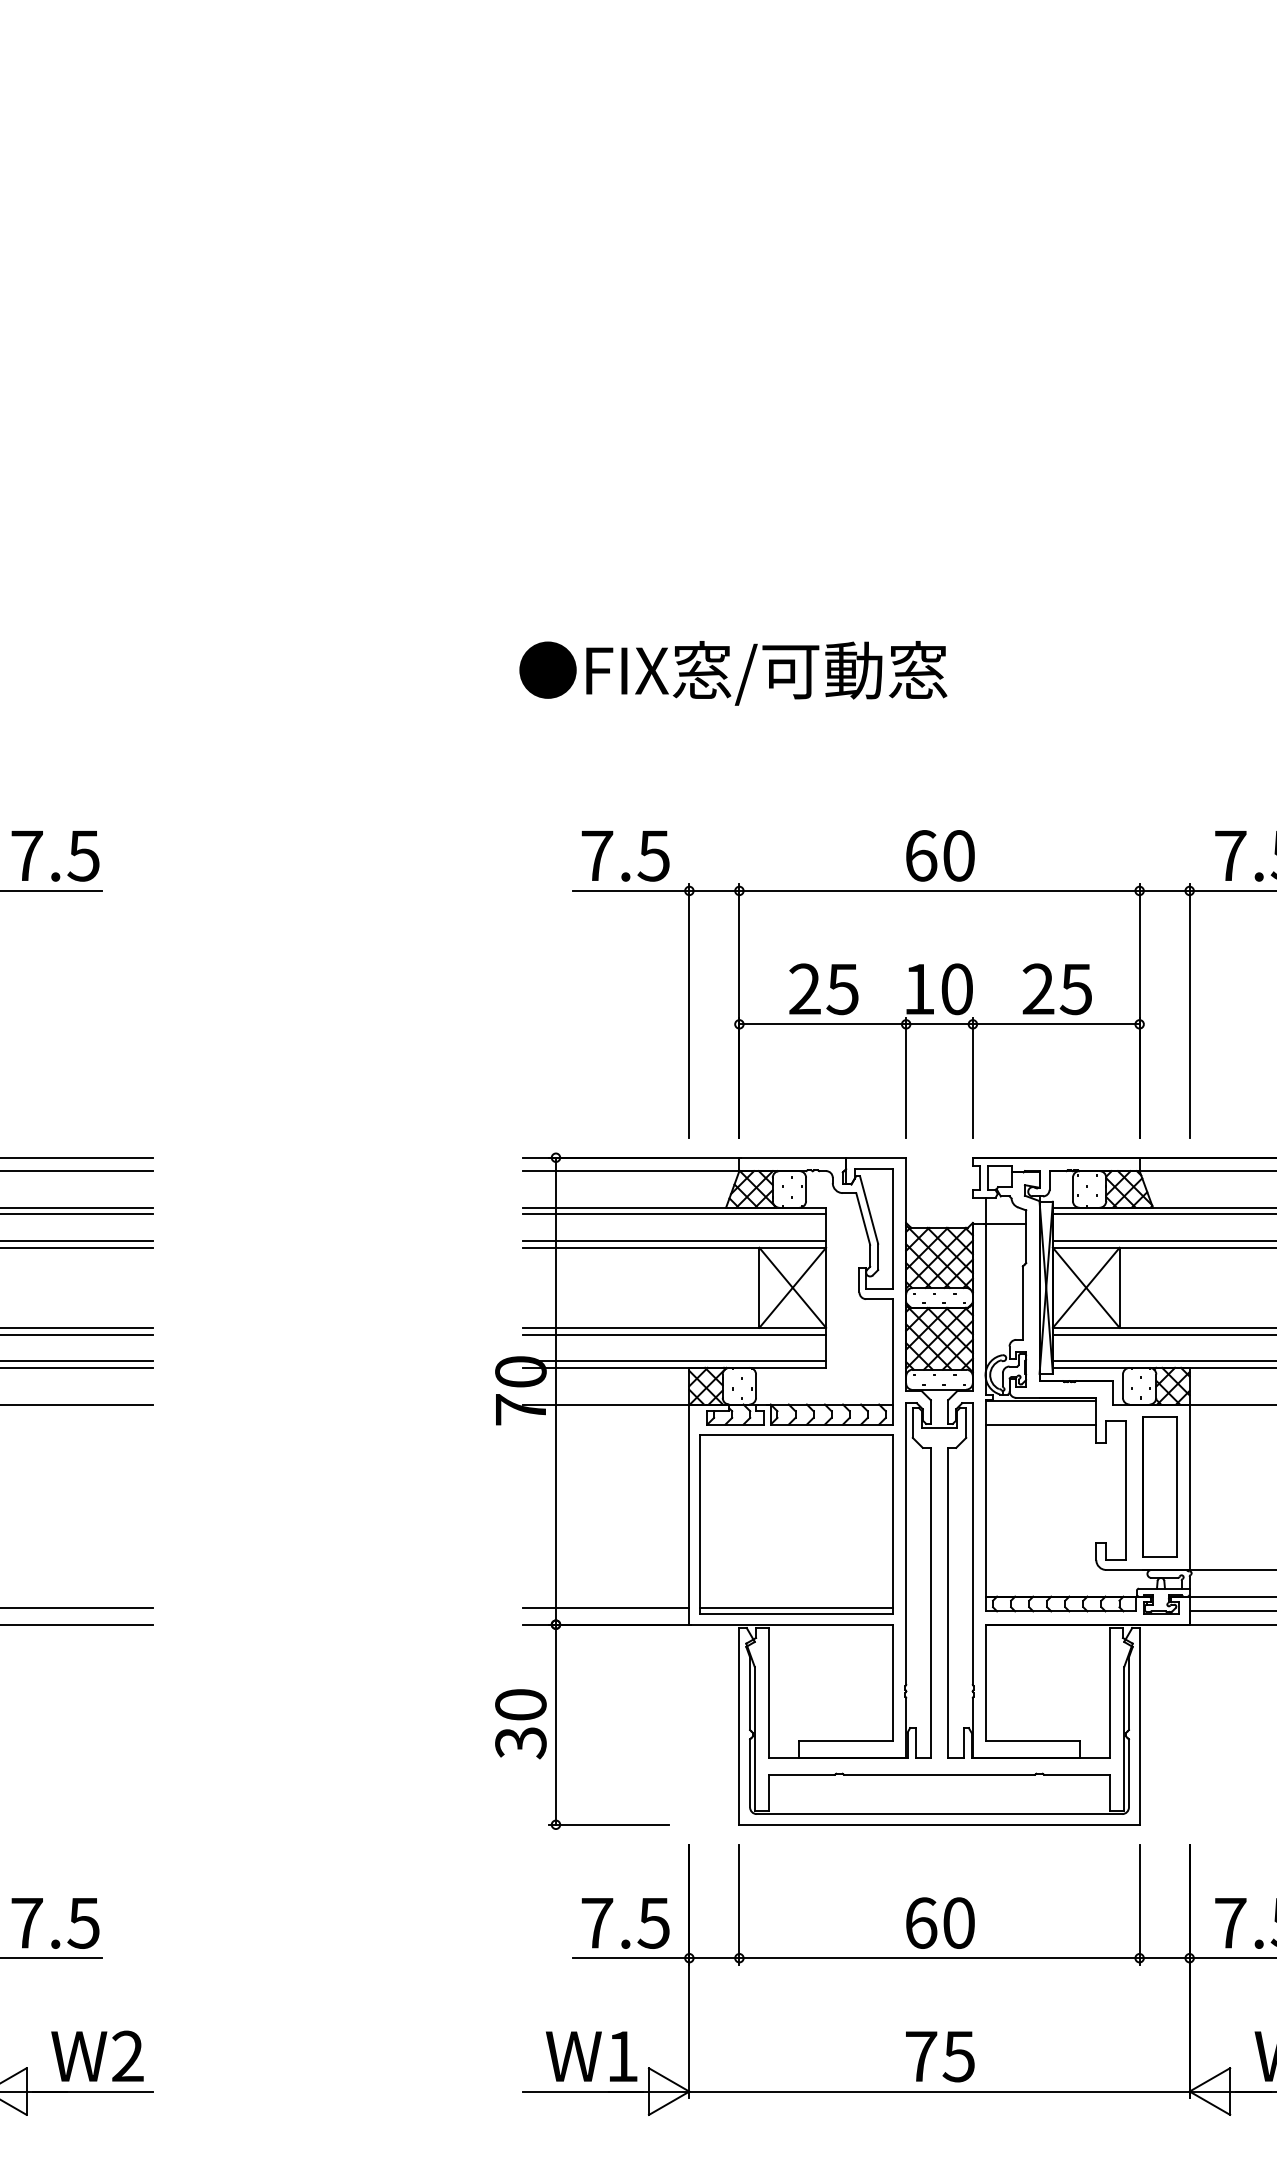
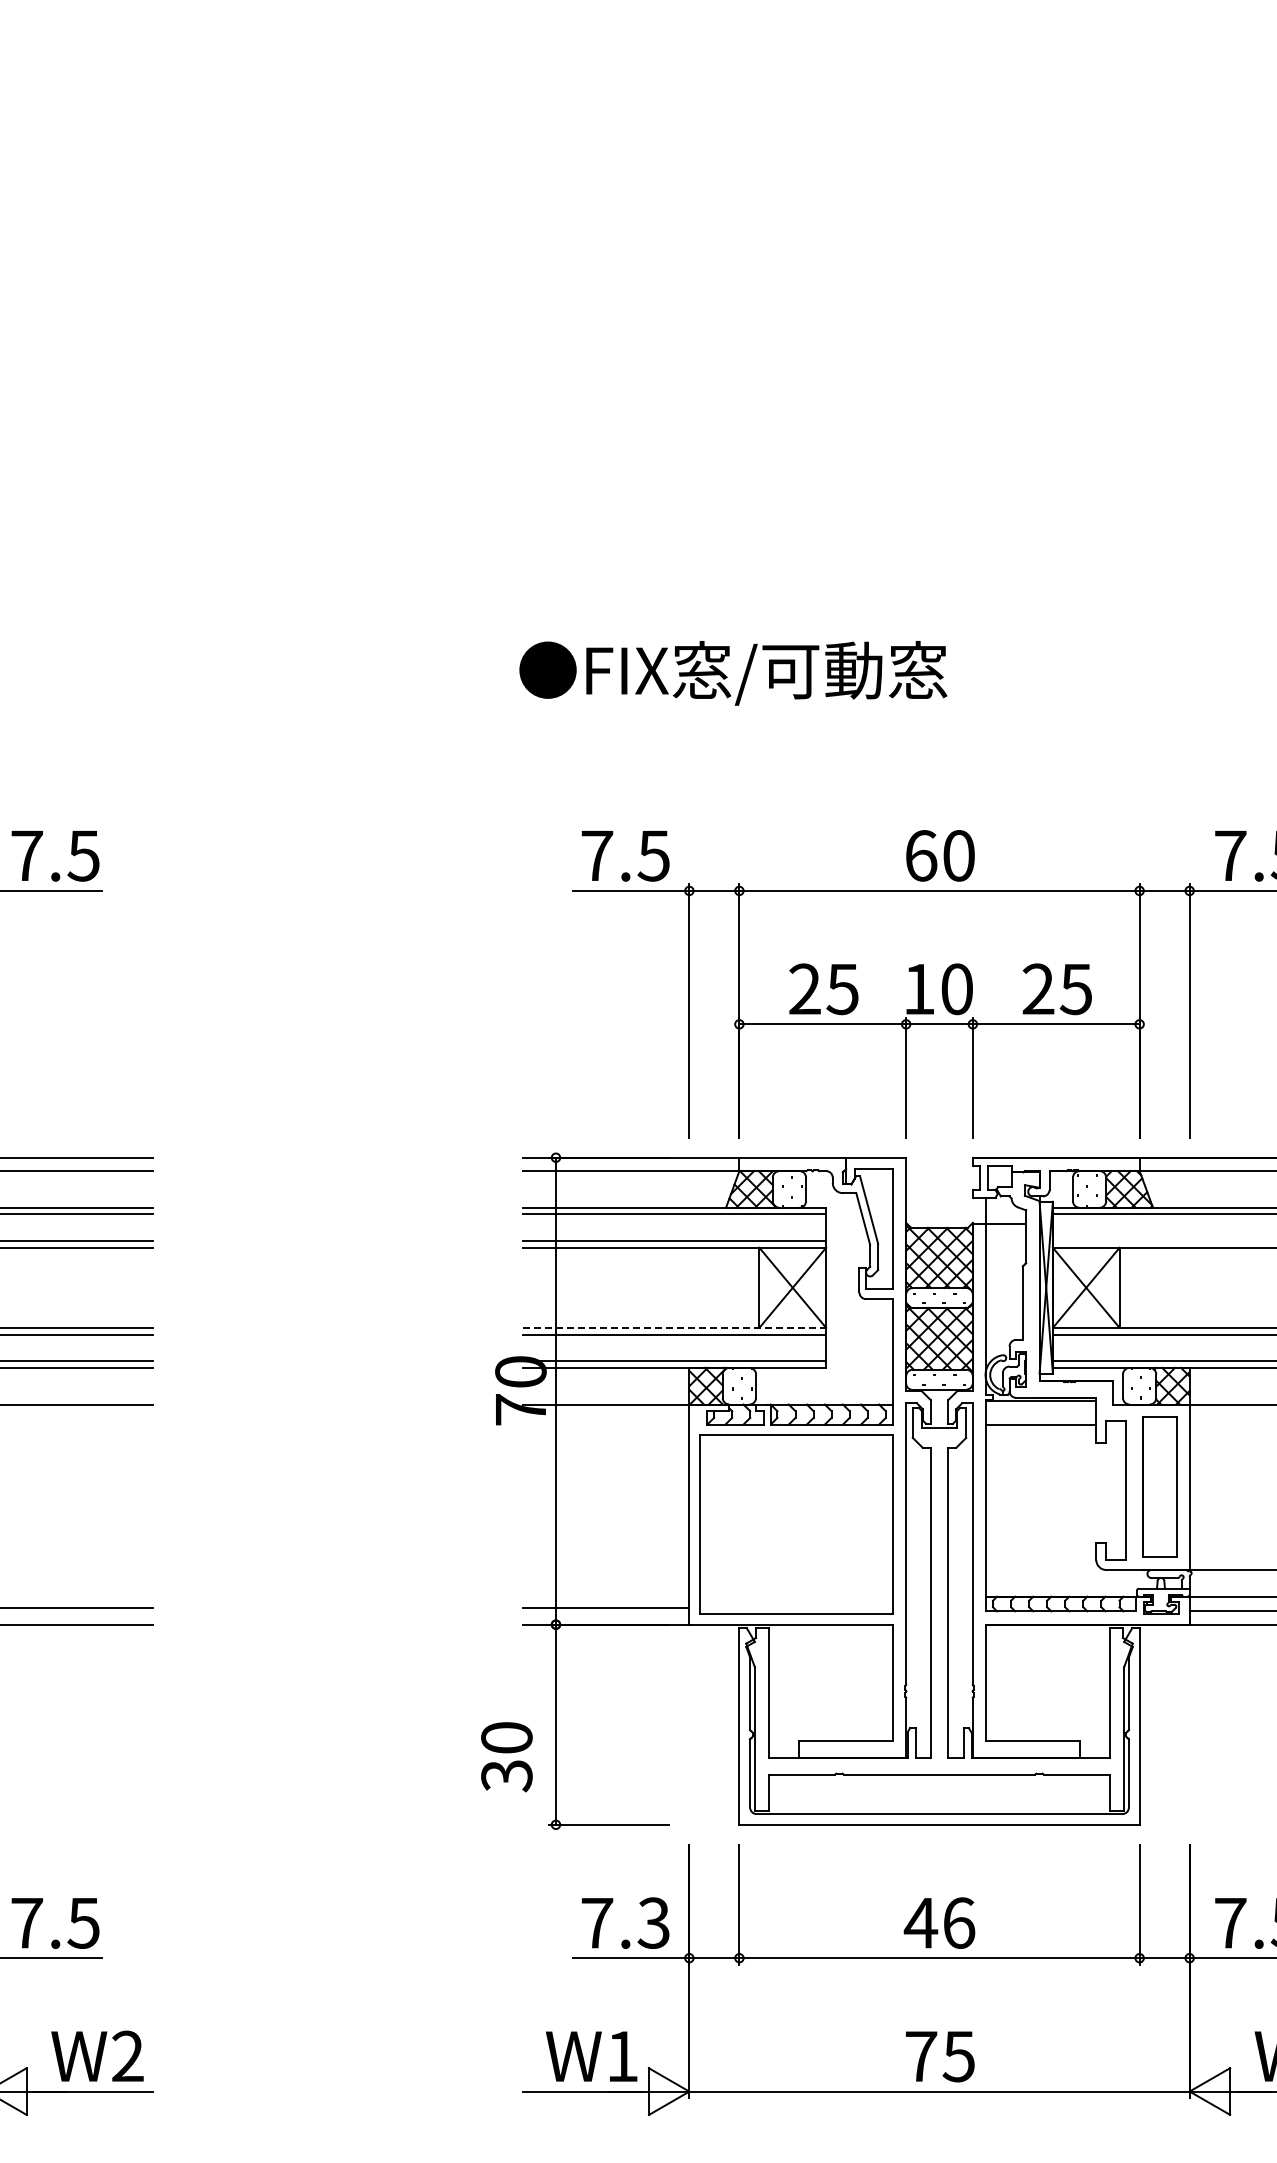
line: present -> none (1162, 1241)
line: solid -> dashed (674, 1327)
line: present -> none (796, 1608)
text position: (520, 1724) -> (506, 1757) (506, 1757)
text: 7.5 -> 7.3 (653, 1922)
text: 60 -> 46 (939, 1922)
